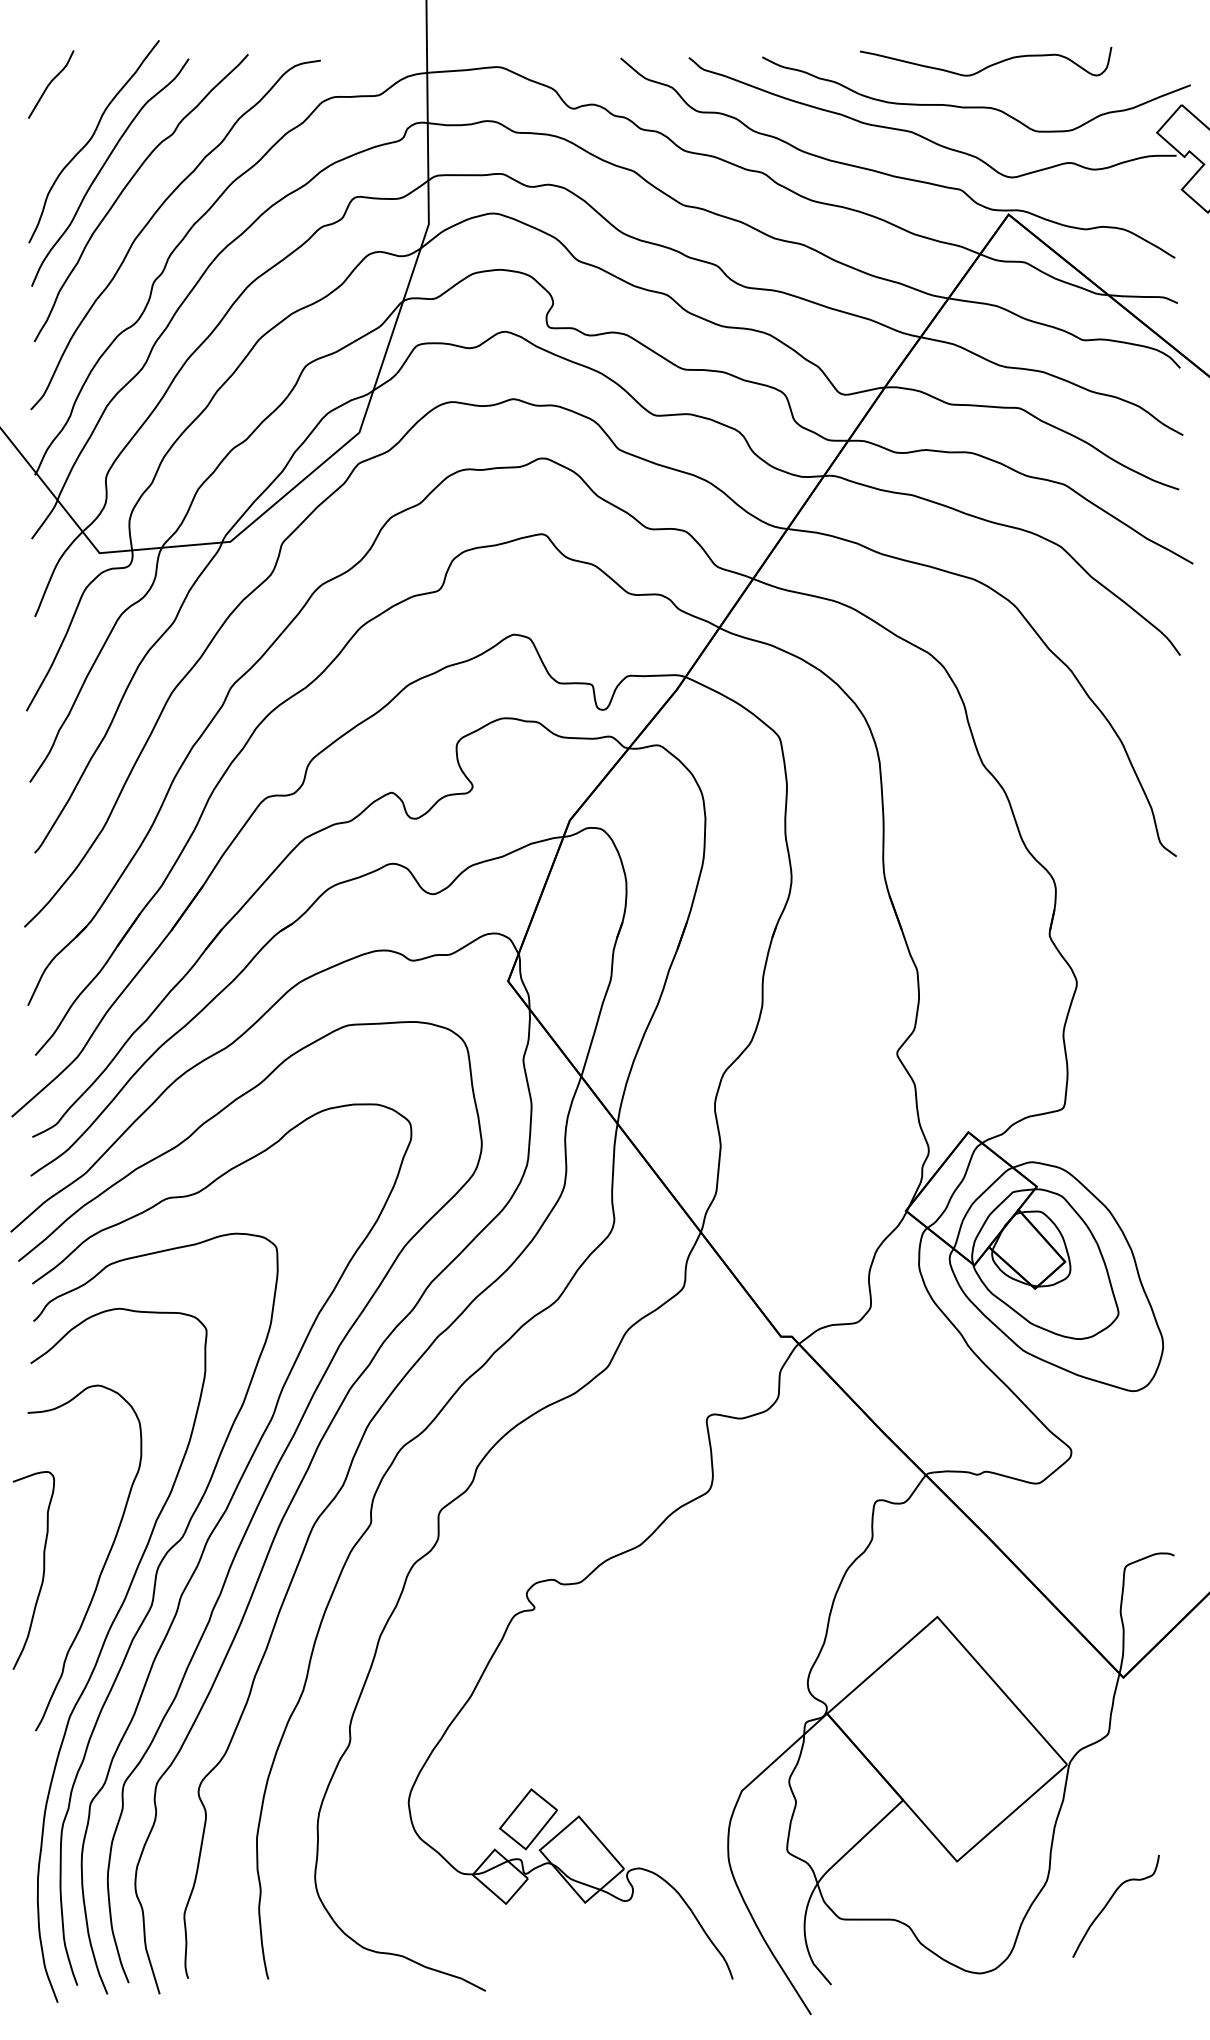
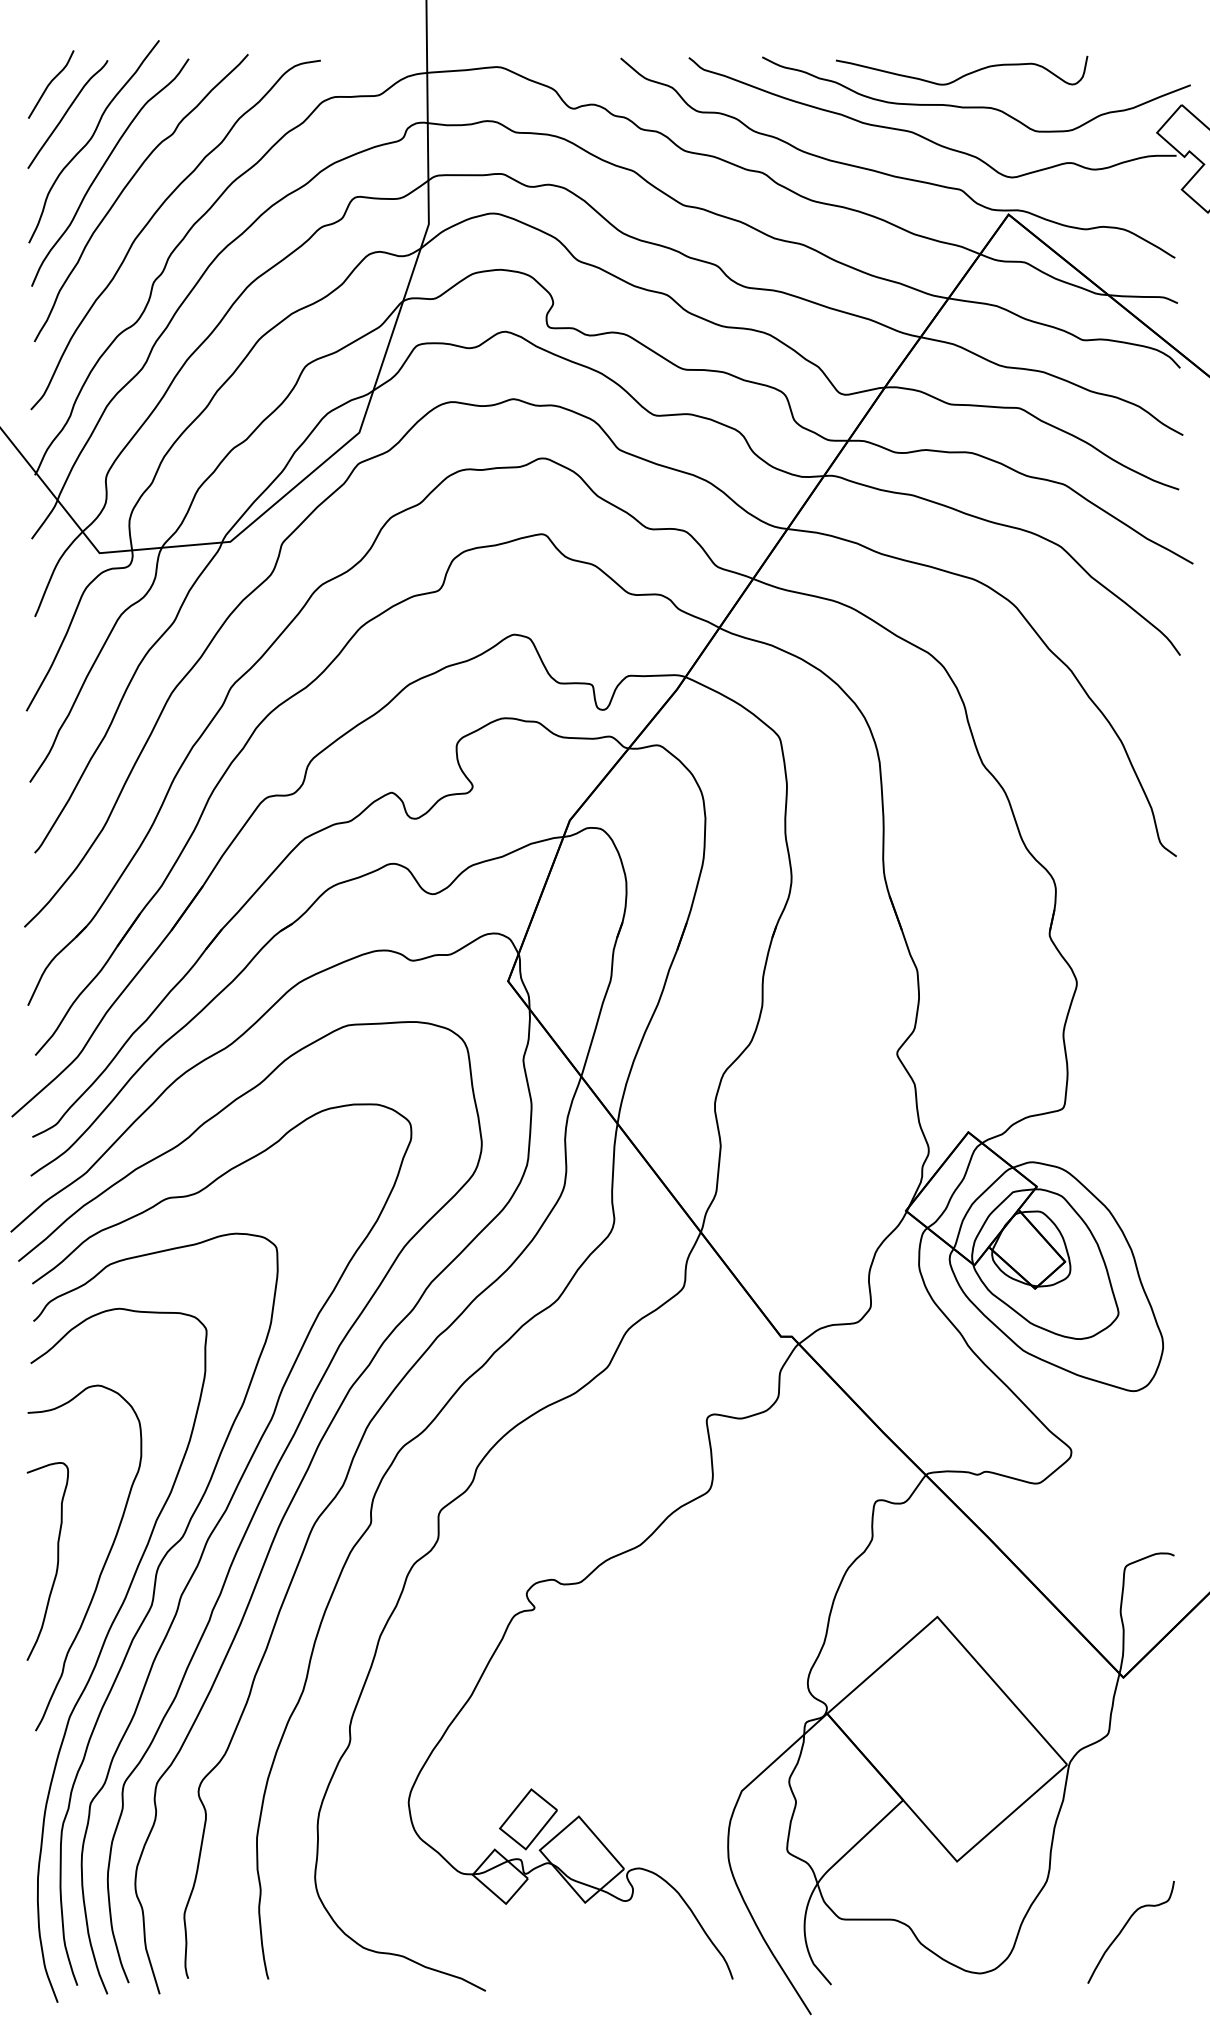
curve position: (988, 65) -> (964, 74) (964, 74)
curve: none -> present (66, 114)
curve position: (42, 1574) -> (56, 1565) (56, 1565)
curve position: (1109, 1902) -> (1124, 1928) (1124, 1928)
